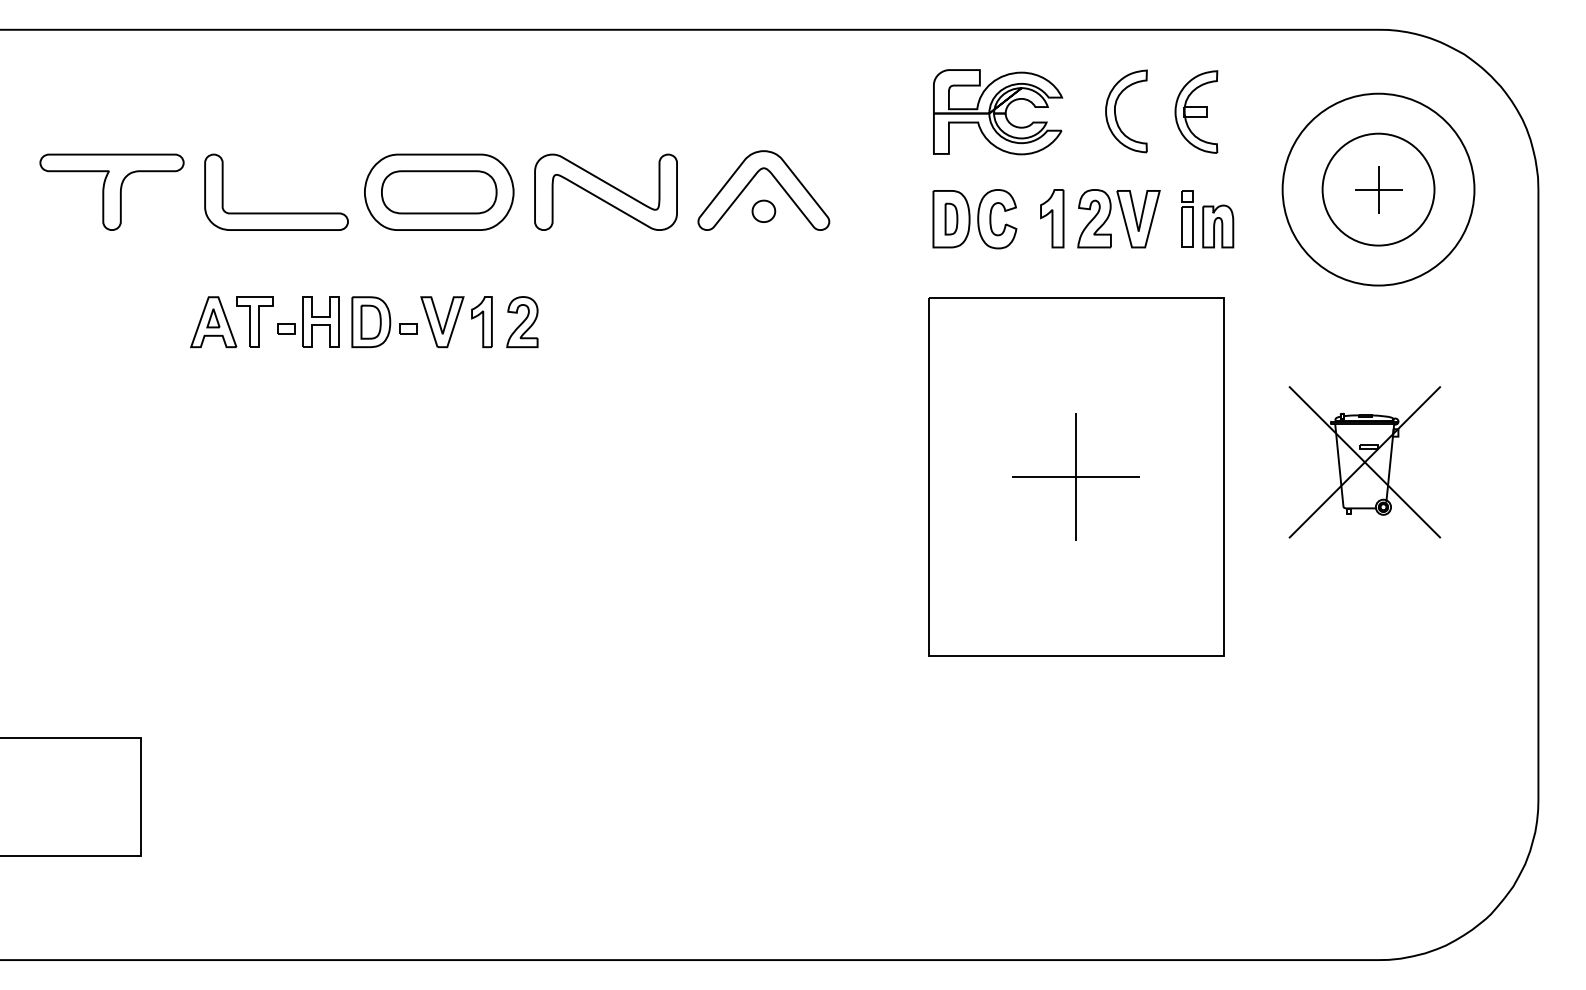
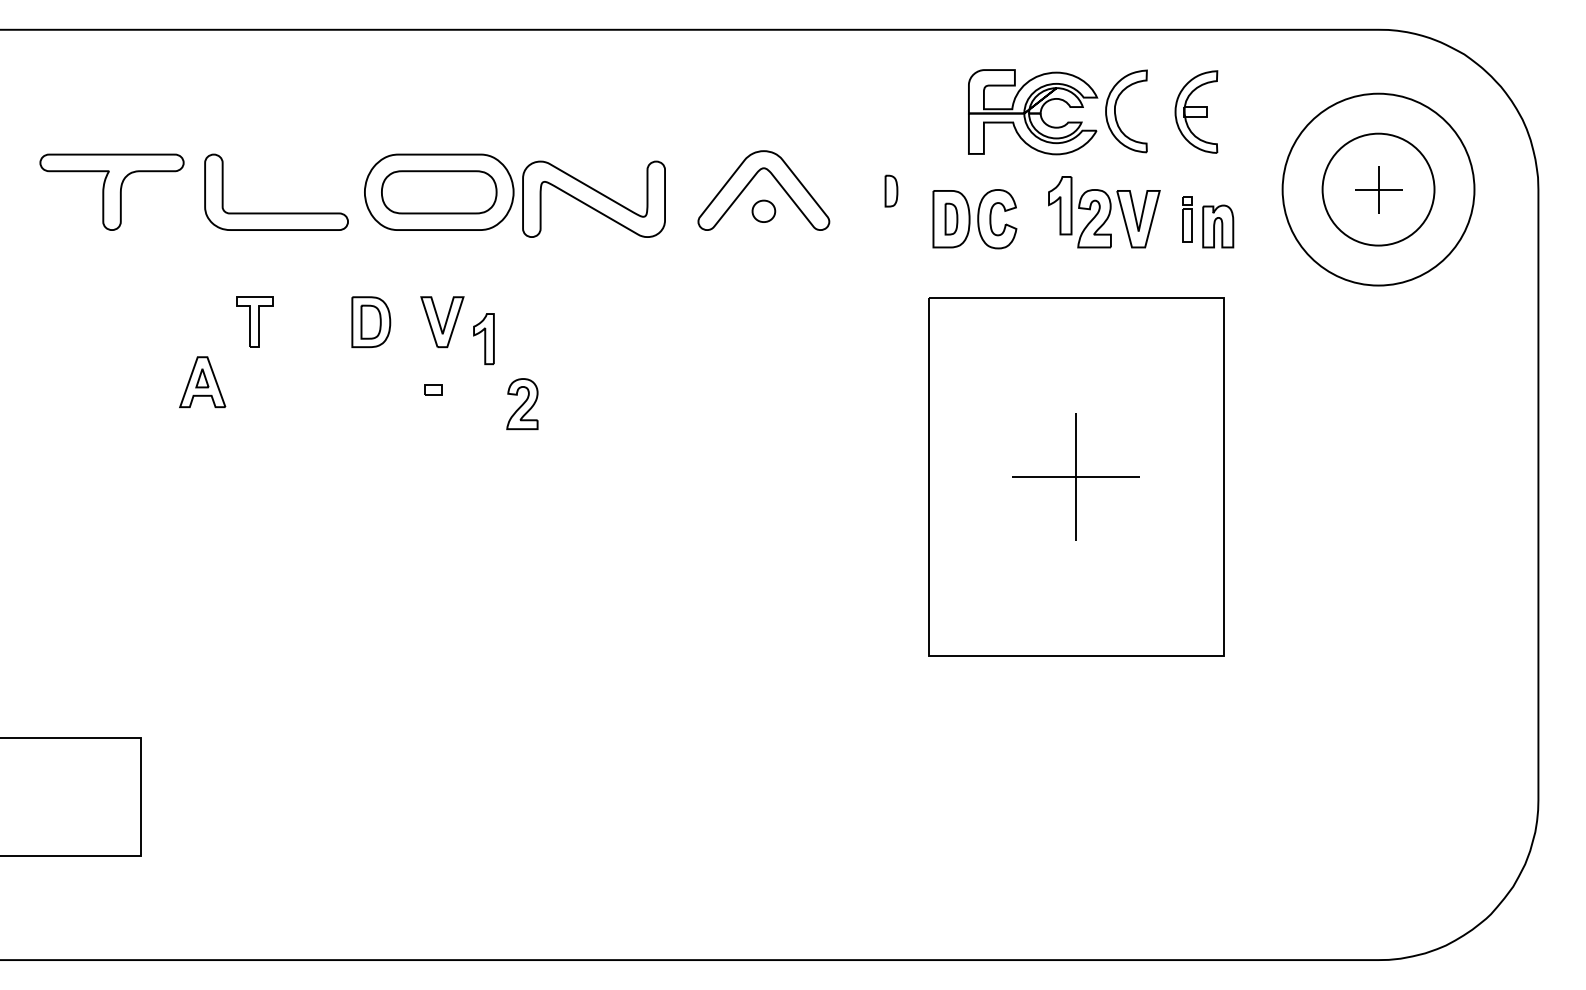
part position: (998, 112) -> (1033, 112) (1033, 112)
part: none -> present (891, 190)
part position: (605, 191) -> (593, 198) (593, 198)
part position: (1052, 218) -> (1060, 205) (1060, 205)
part size: 13x58 px -> 11x47 px (1187, 219)
part: present -> none (308, 321)
part position: (213, 322) -> (202, 382) (202, 382)
part position: (481, 322) -> (483, 339) (483, 339)
part position: (522, 322) -> (522, 404) (522, 404)
part position: (408, 328) -> (433, 389) (433, 389)
part: present -> none (1364, 462)
